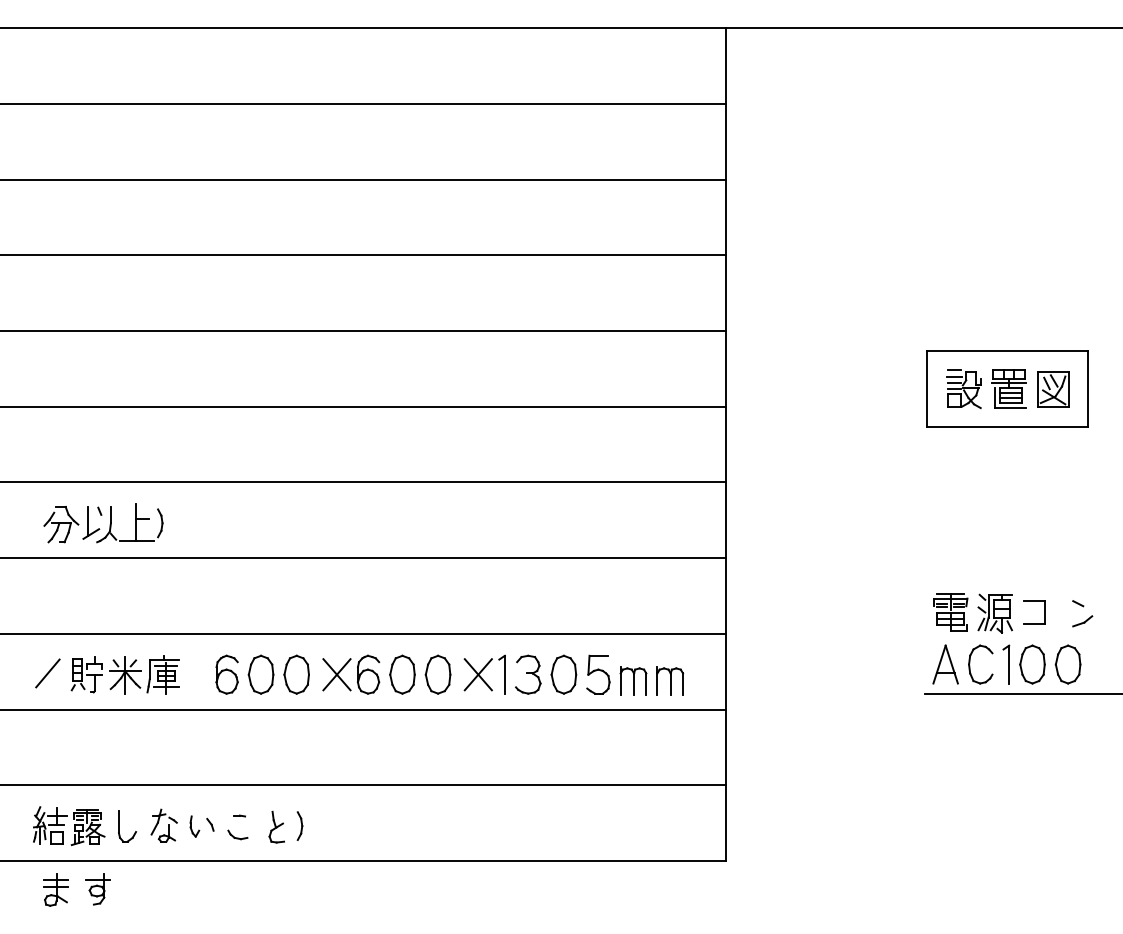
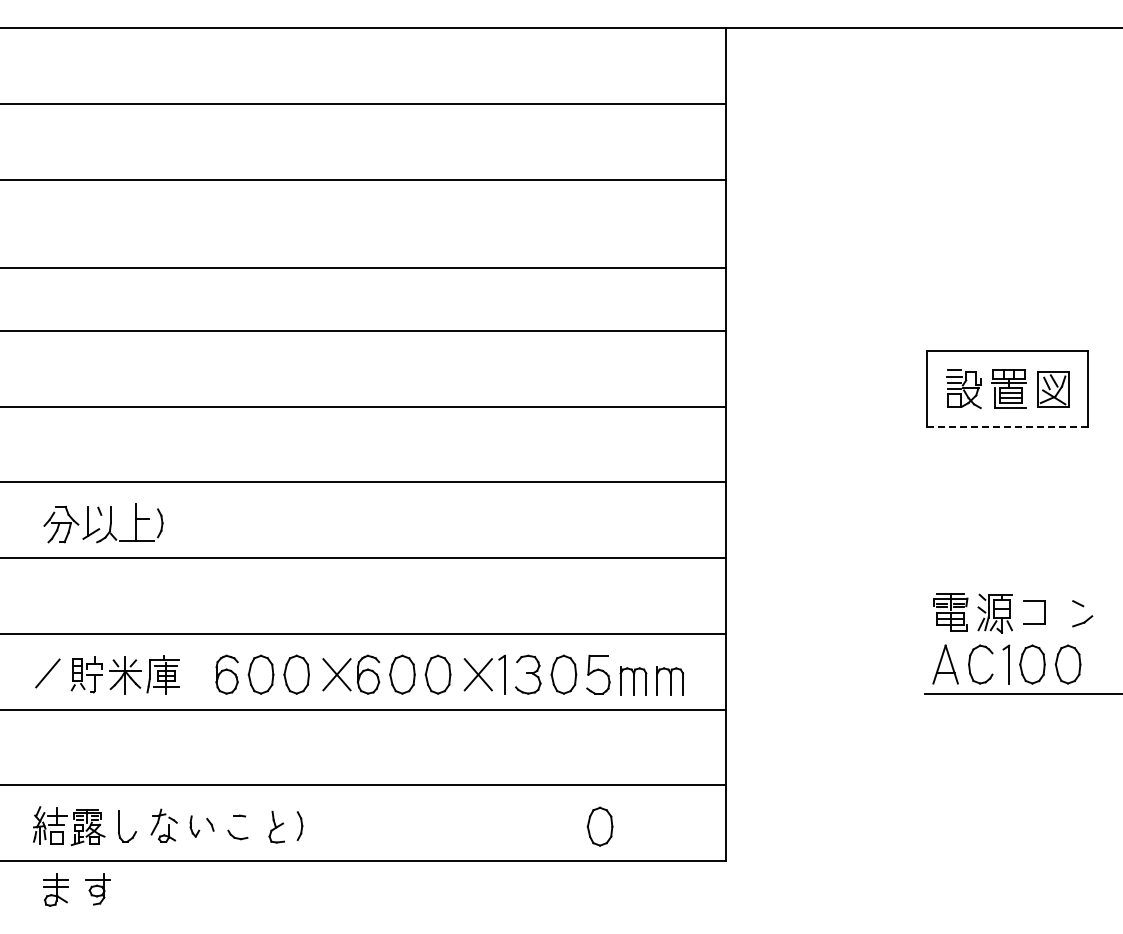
line position: (363, 255) -> (363, 268) (363, 268)
line: solid -> dashed (1007, 427)
part: none -> present (599, 826)
